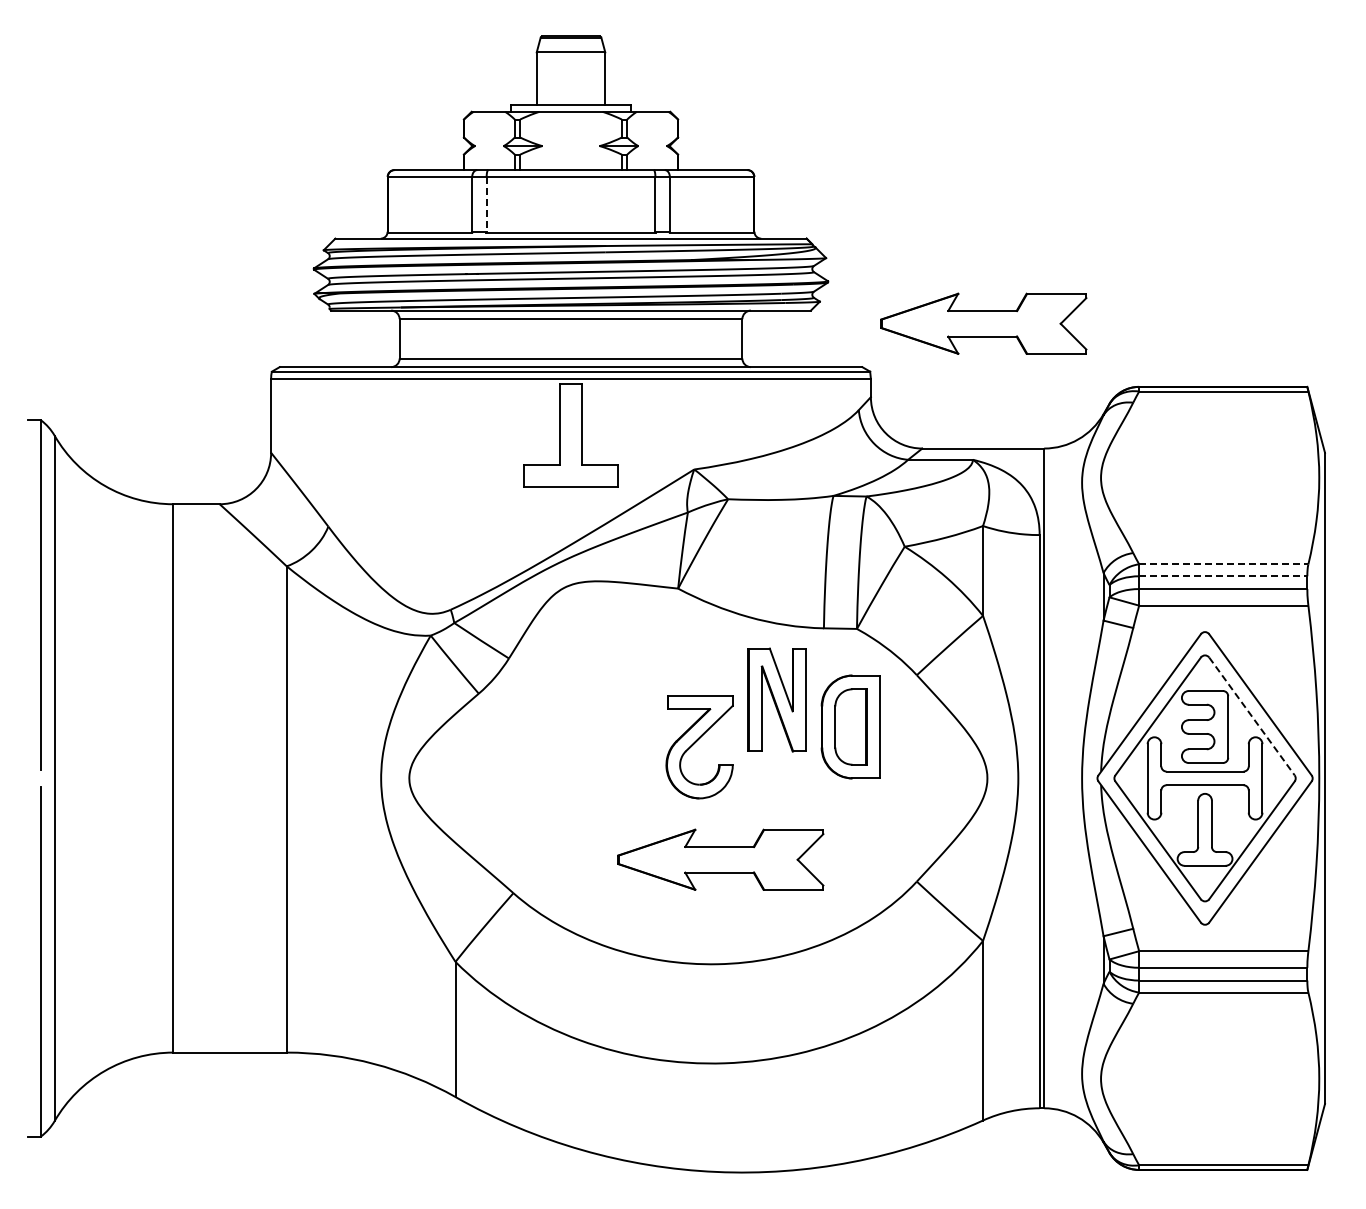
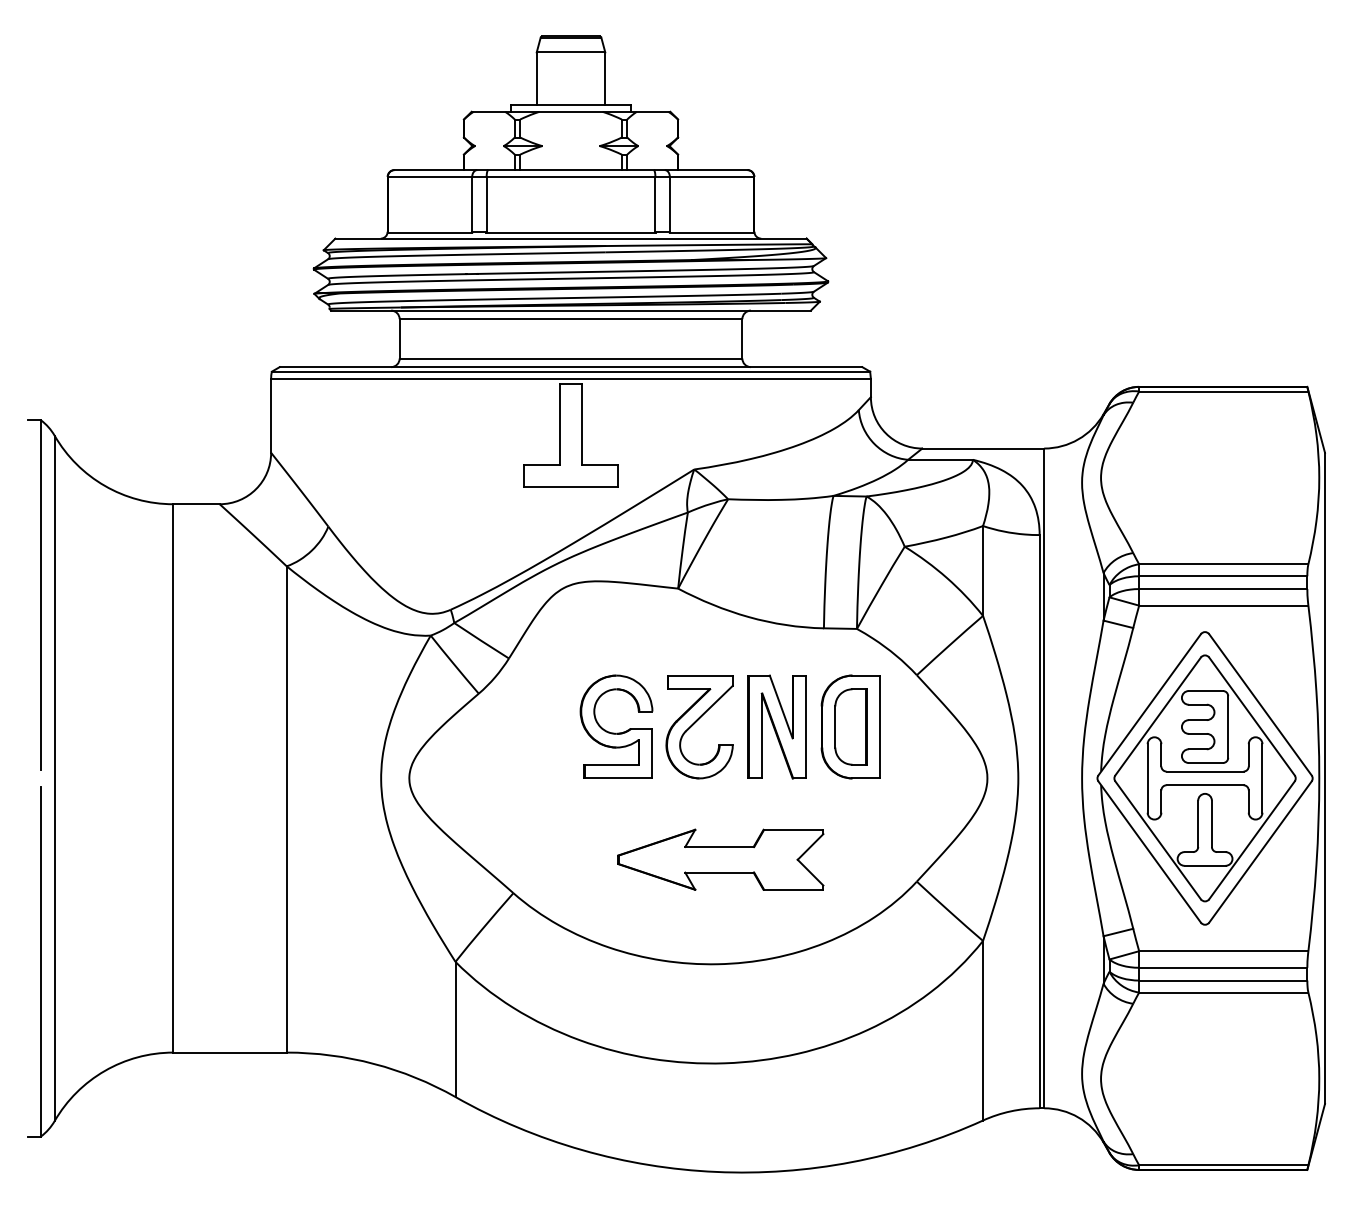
line: dashed -> solid (486, 204)
part: present -> none (983, 323)
line: dashed -> solid (1223, 564)
line: dashed -> solid (1223, 576)
part position: (776, 699) -> (776, 726) (776, 726)
line: dashed -> solid (1251, 716)
part: none -> present (615, 732)
part position: (699, 747) -> (699, 727) (699, 727)
